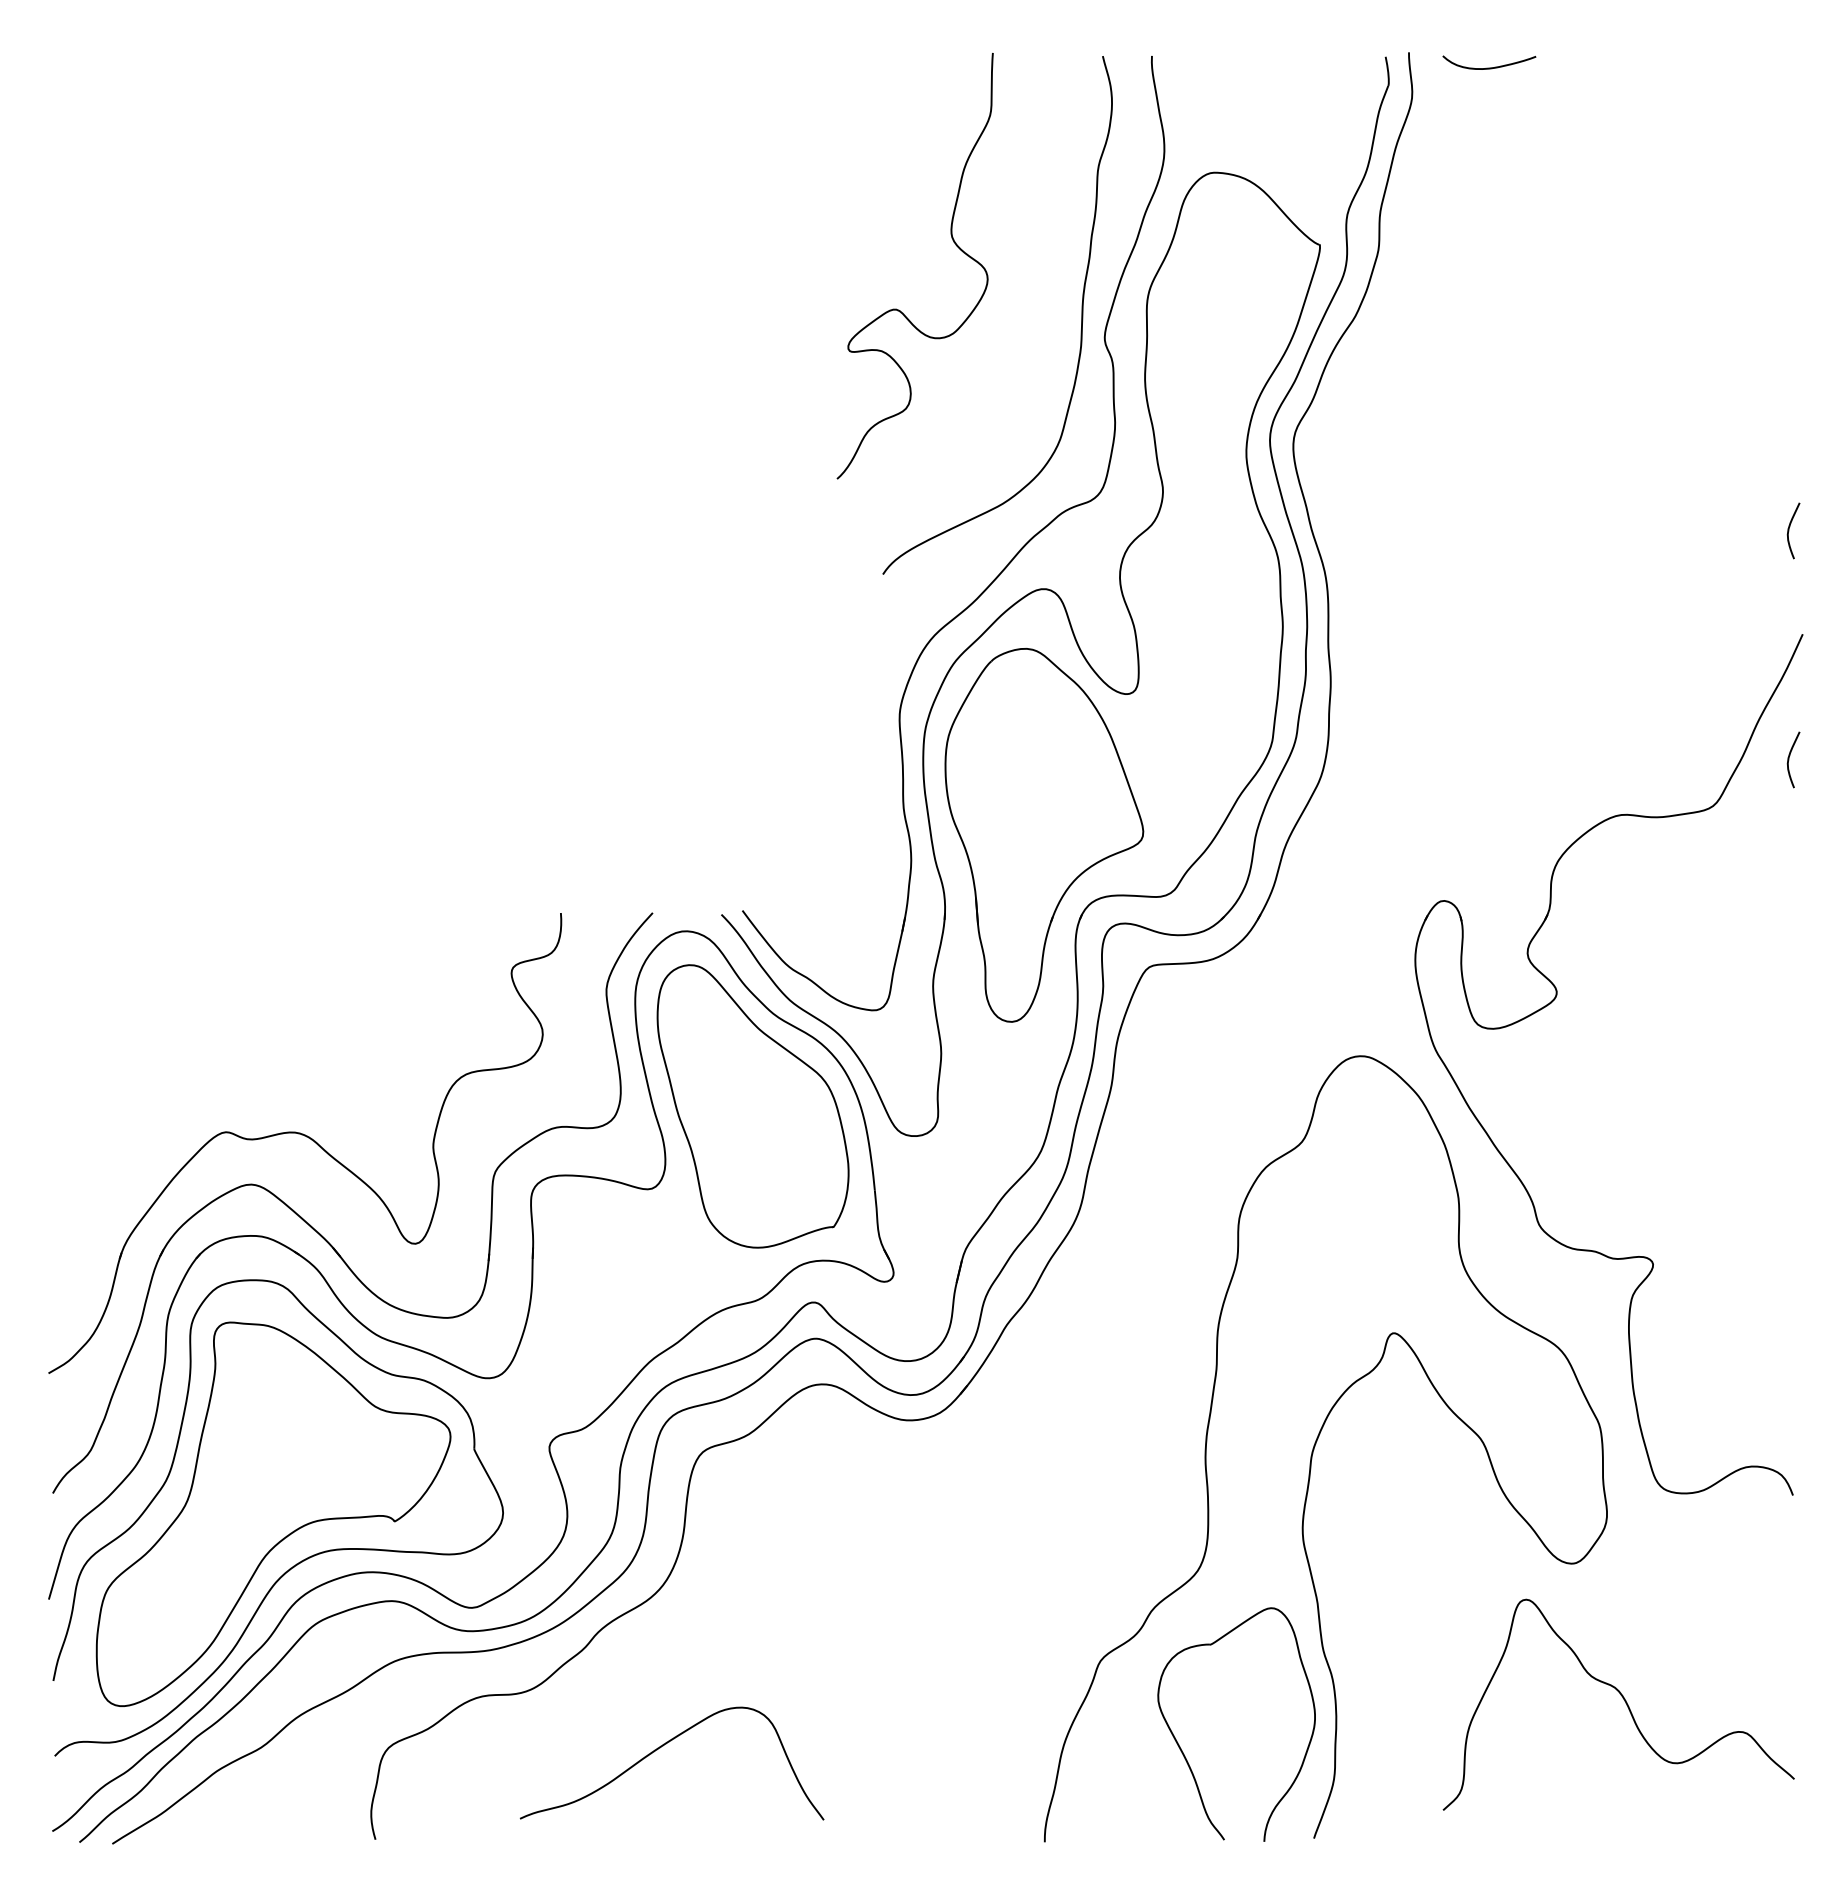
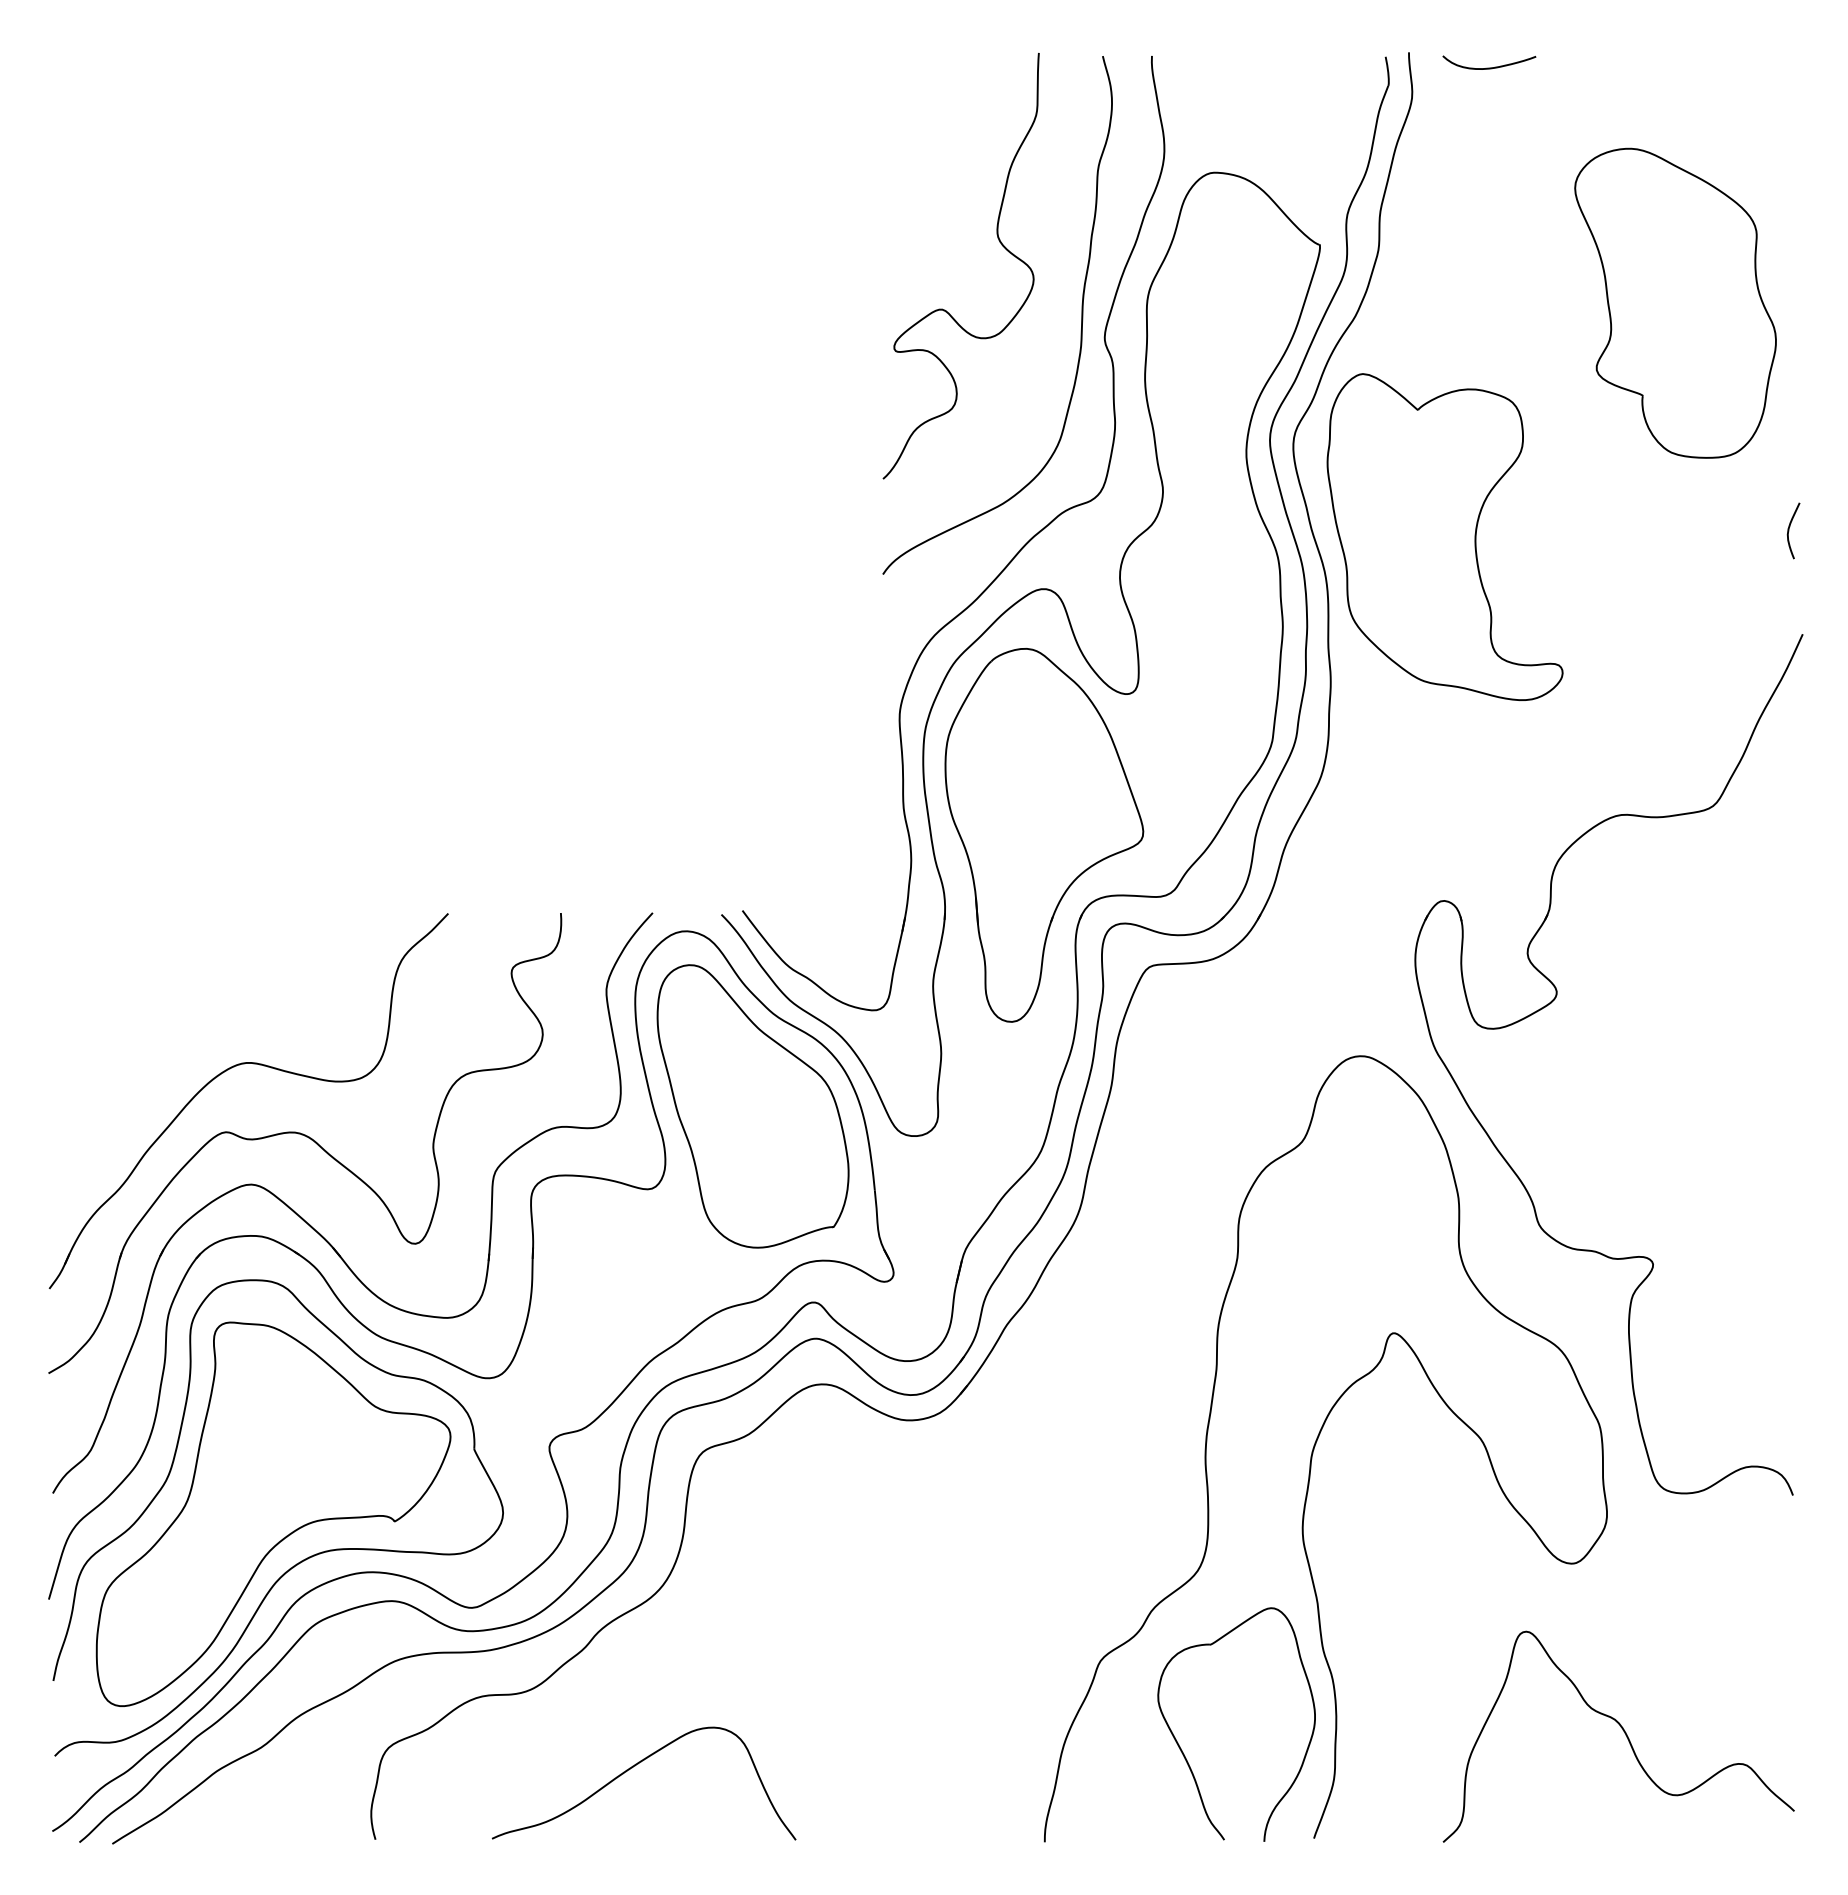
part: none -> present (1675, 302)
curve position: (896, 308) -> (942, 308) (942, 308)
part: none -> present (1444, 536)
curve: present -> none (1789, 759)
part: none -> present (232, 1068)
curve position: (1624, 1701) -> (1624, 1733) (1624, 1733)
curve position: (660, 1748) -> (632, 1768) (632, 1768)
